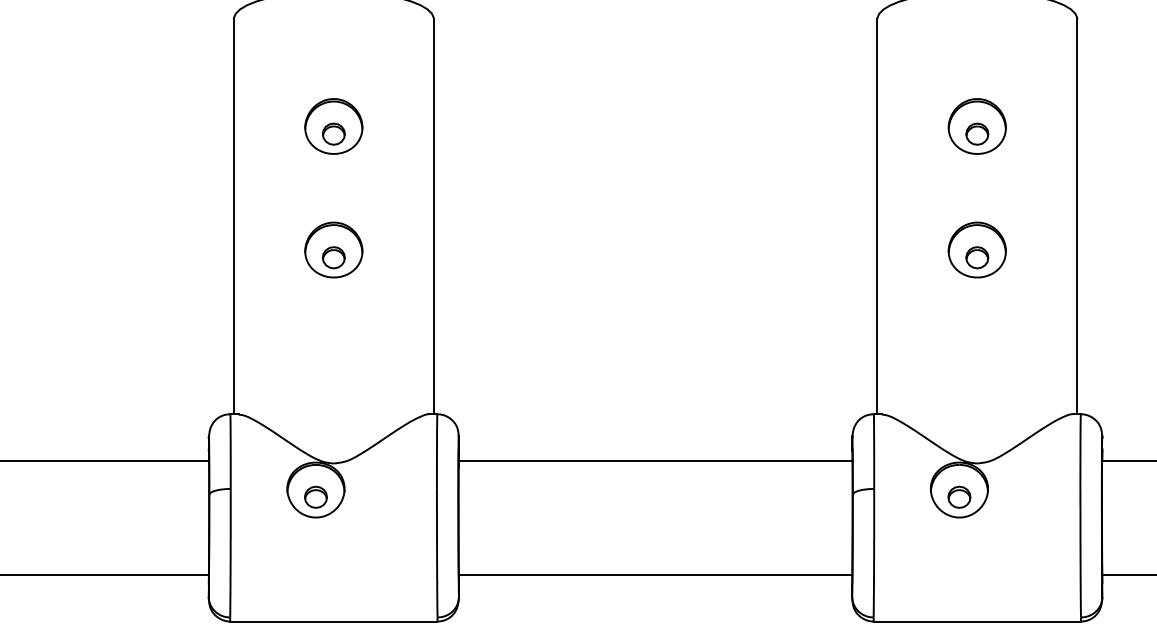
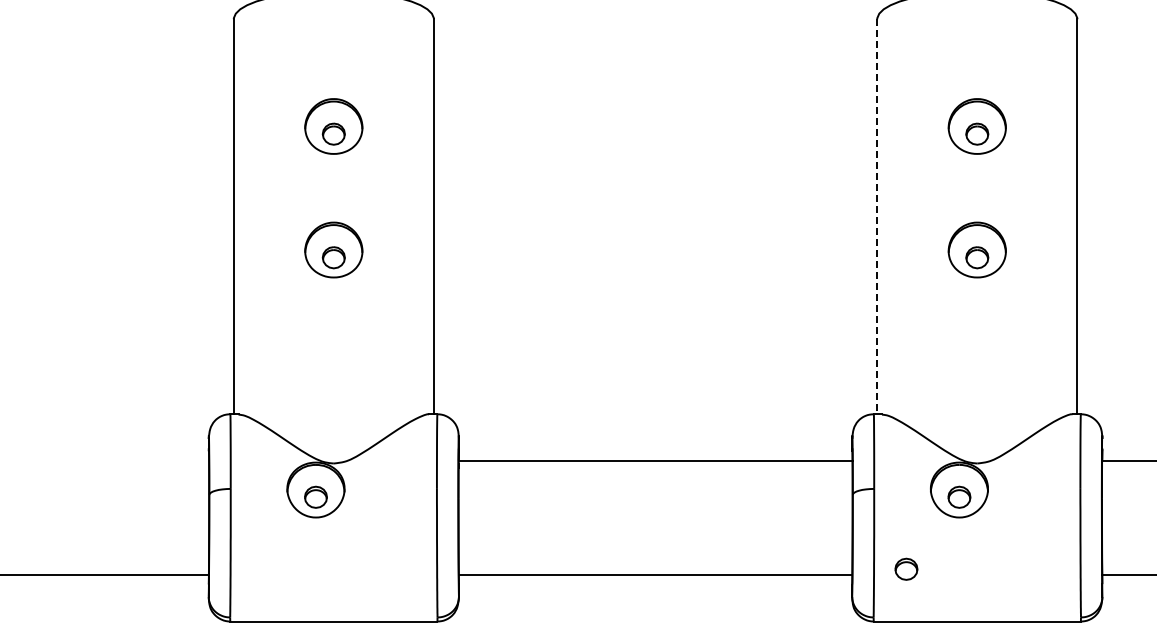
line: solid -> dashed (877, 216)
line: present -> none (105, 460)
part: none -> present (906, 568)
